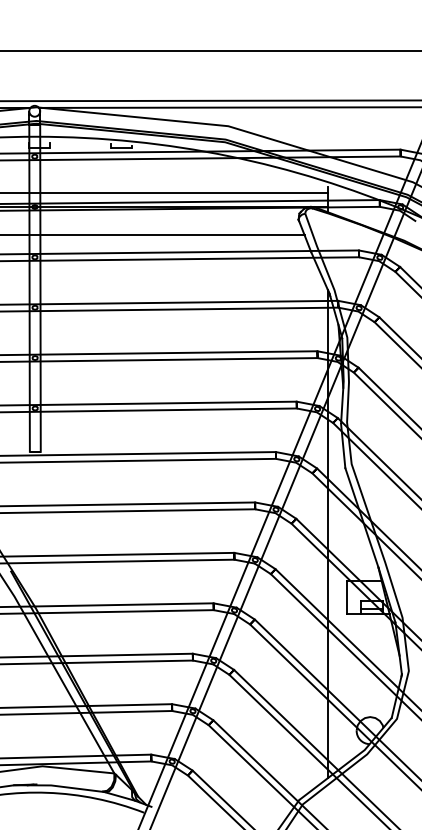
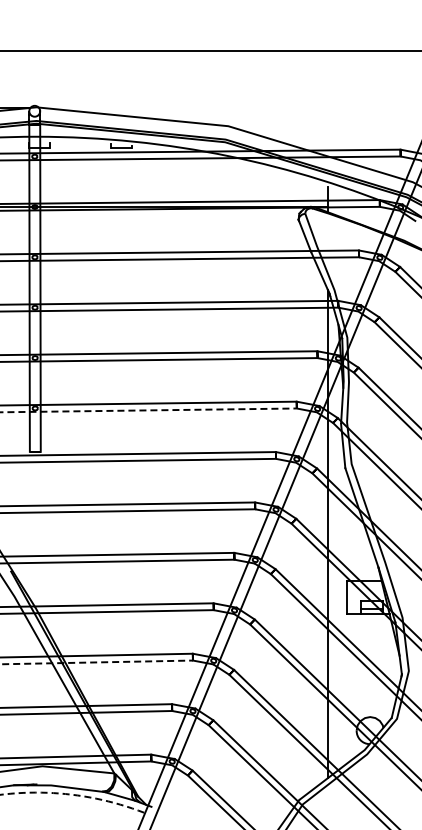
line: present -> none (210, 100)
line: present -> none (228, 107)
line: present -> none (165, 192)
line: present -> none (153, 234)
line: solid -> dashed (148, 410)
line: solid -> dashed (97, 662)
arc: solid -> dashed (71, 794)
